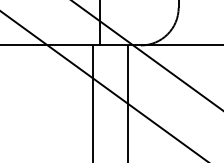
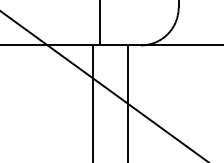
line: present -> none (146, 55)
